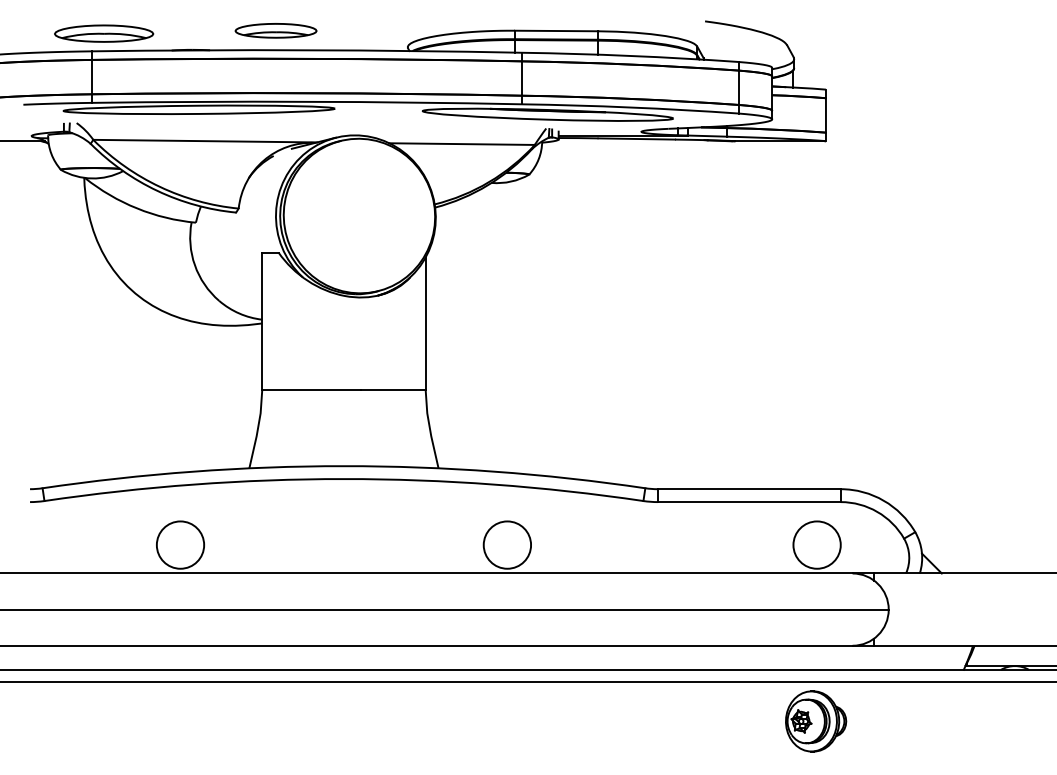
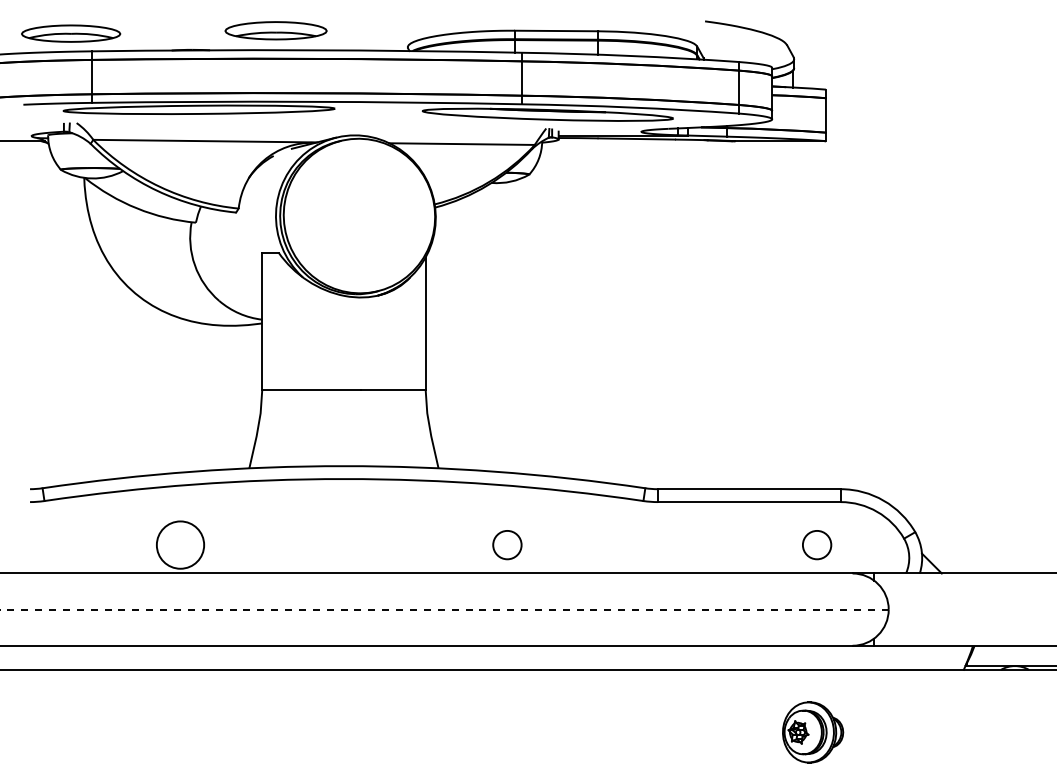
part size: 84x16 px -> 104x20 px (275, 30)
part position: (104, 33) -> (71, 33) (71, 33)
circle diameter: 47 px -> 28 px (507, 544)
circle diameter: 47 px -> 28 px (816, 544)
line: solid -> dashed (444, 609)
line: present -> none (527, 682)
part position: (816, 721) -> (813, 732) (813, 732)
